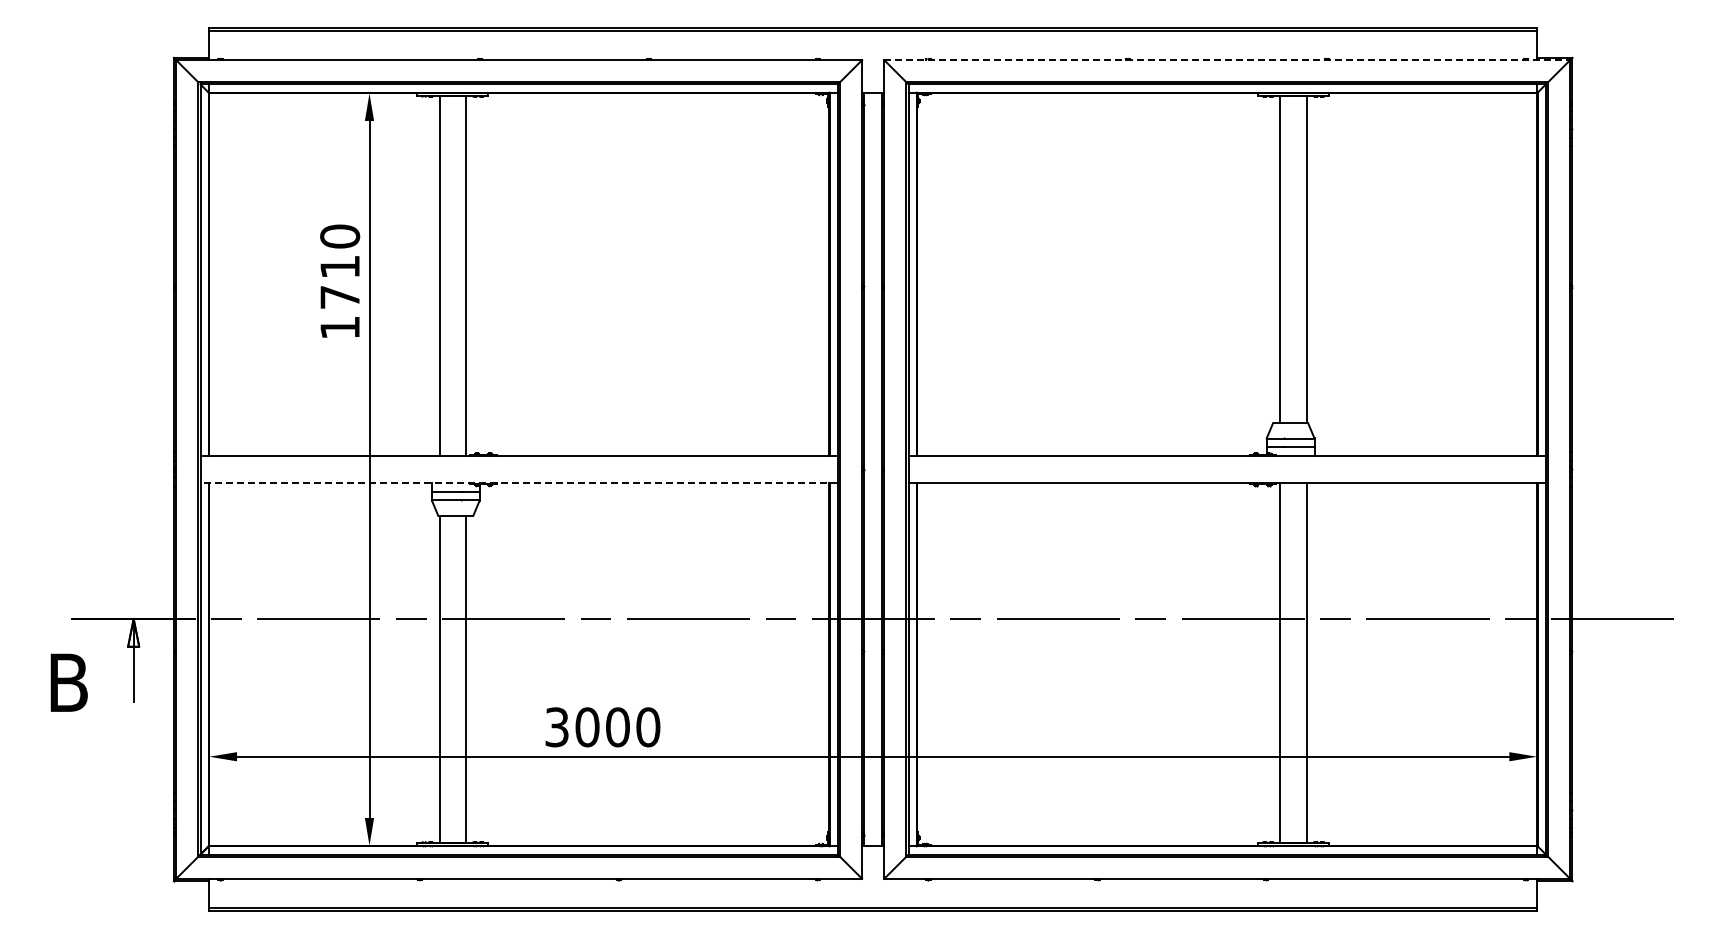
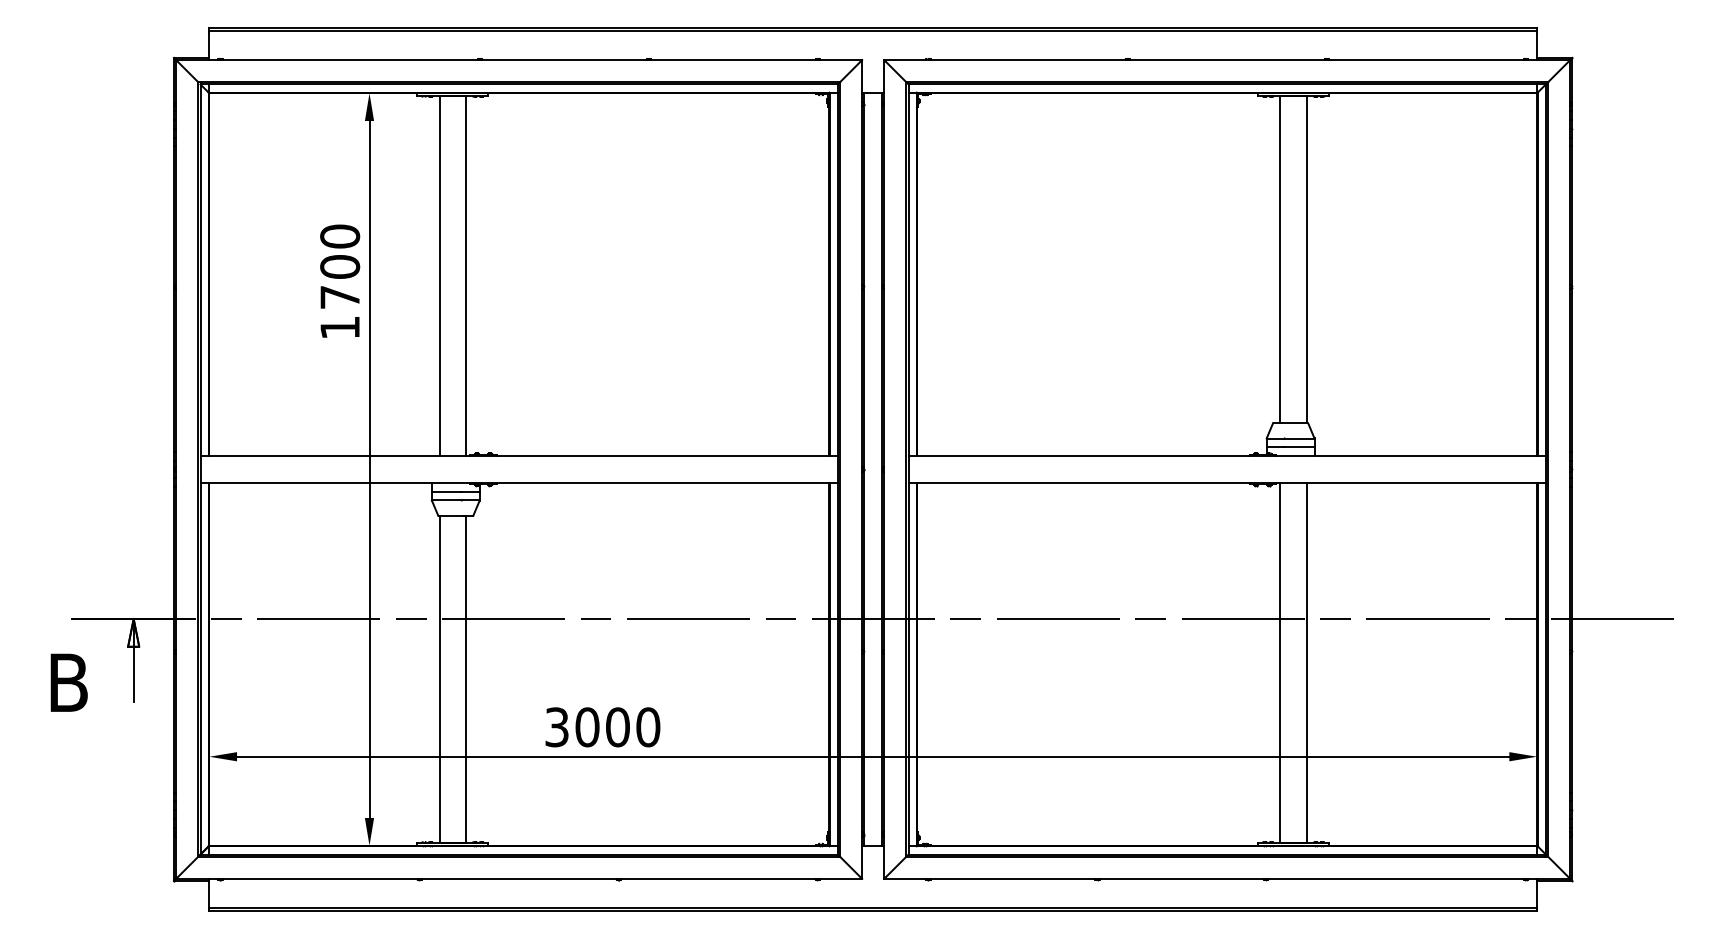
line: dashed -> solid (1227, 60)
text: 1710 -> 1700 (340, 266)
line: dashed -> solid (519, 482)
